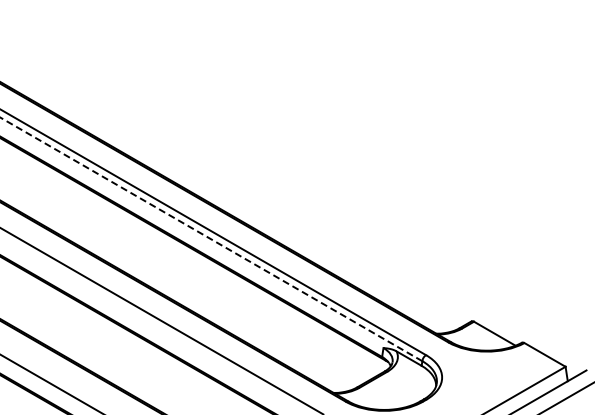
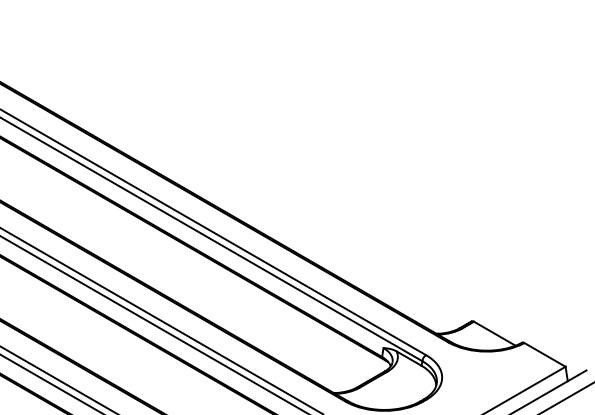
line: dashed -> solid (211, 239)
line: none -> present (153, 324)
line: none -> present (57, 379)
